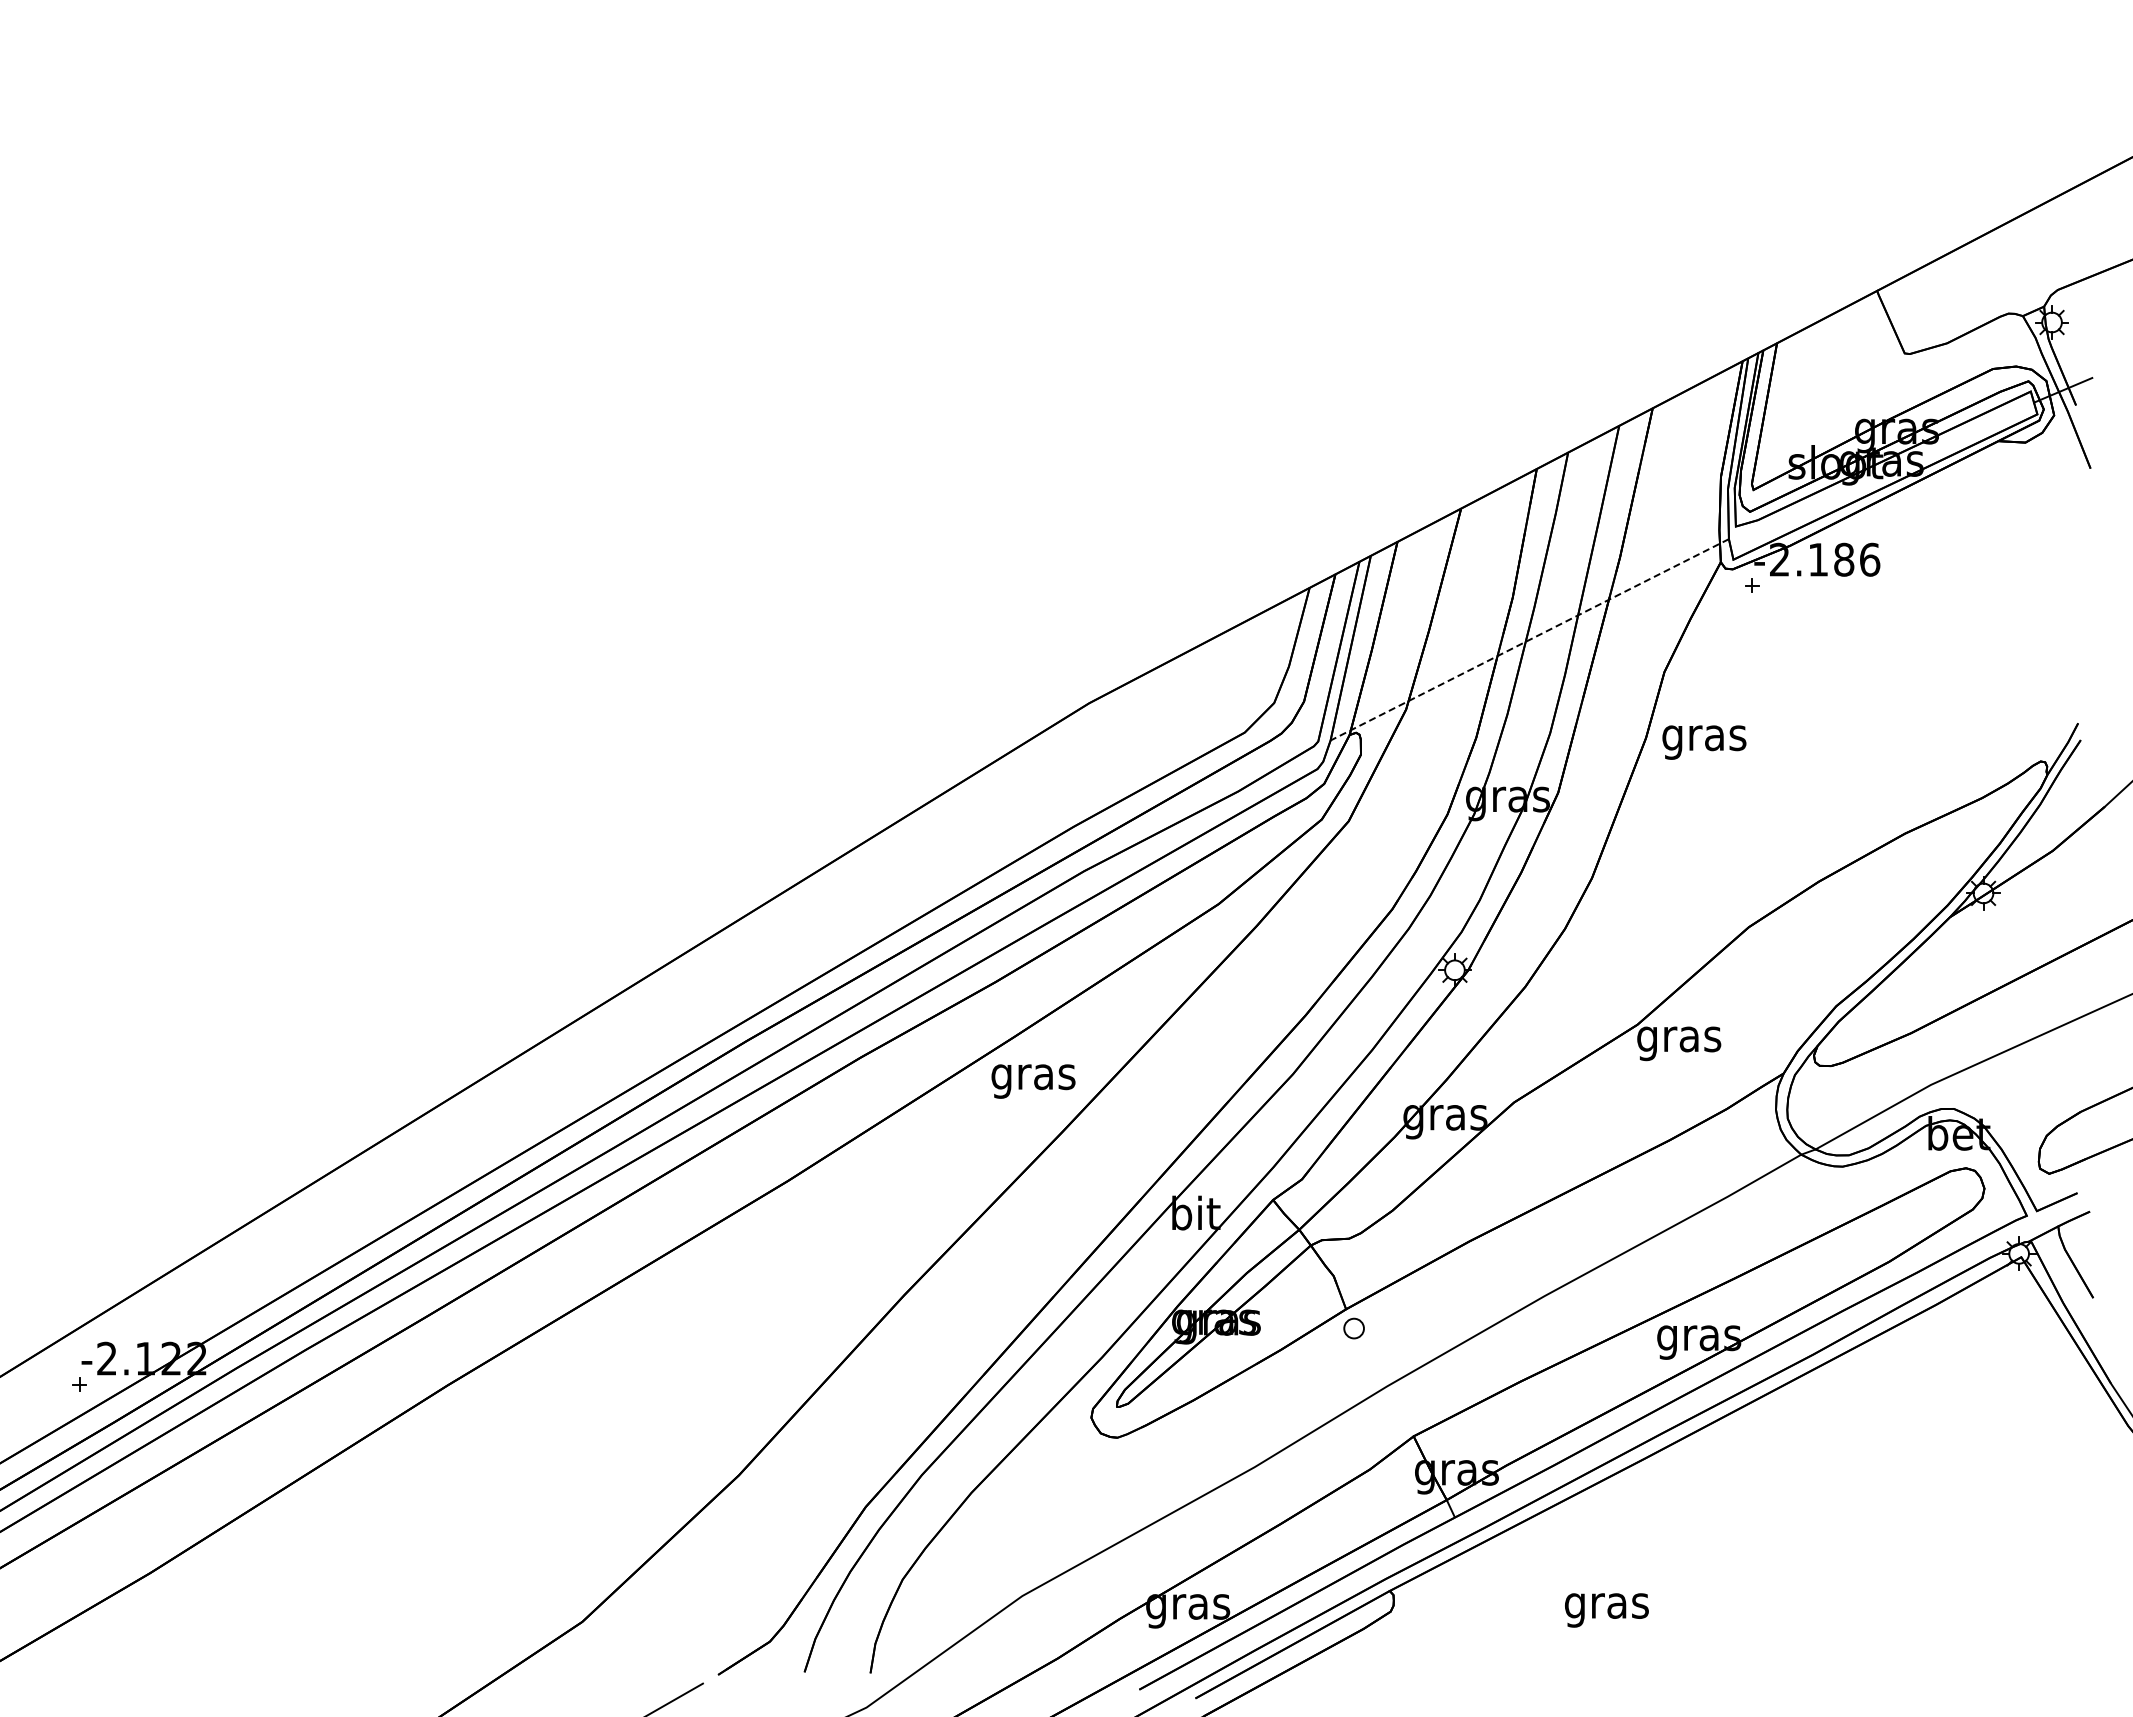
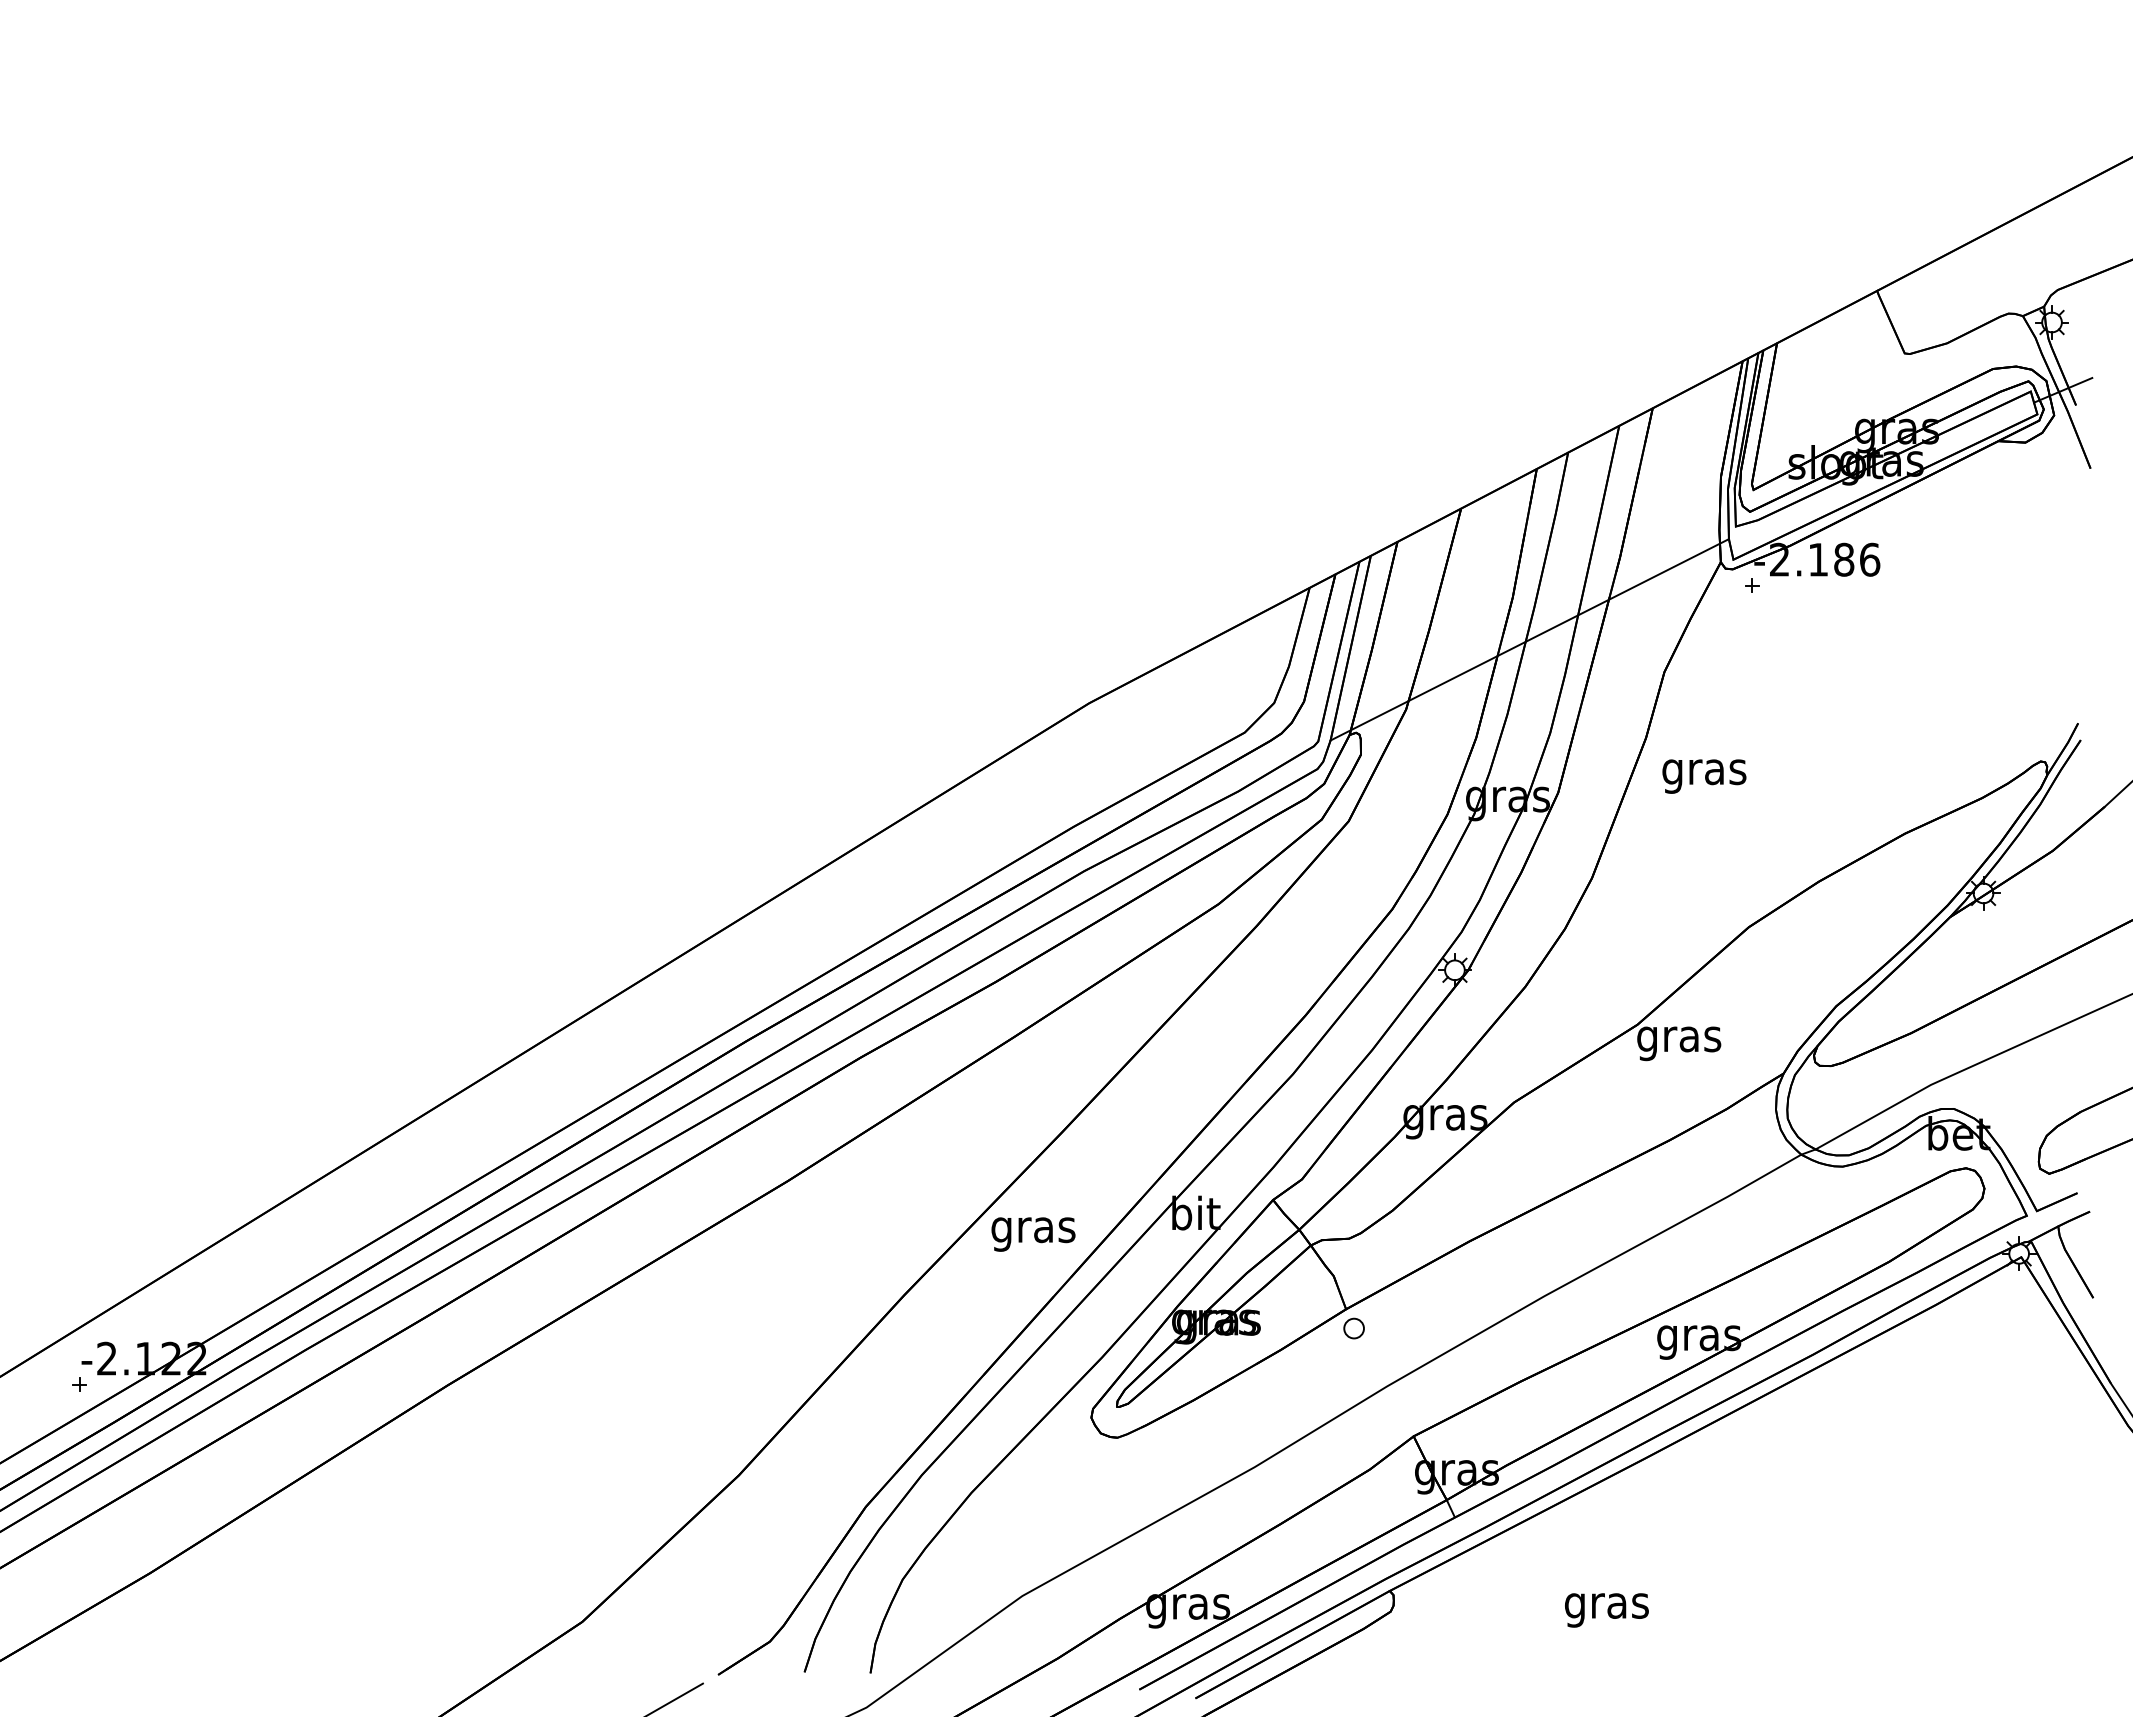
line: dashed -> solid (1529, 640)
text position: (1704, 742) -> (1704, 776) (1704, 776)
text position: (1033, 1081) -> (1033, 1234) (1033, 1234)
